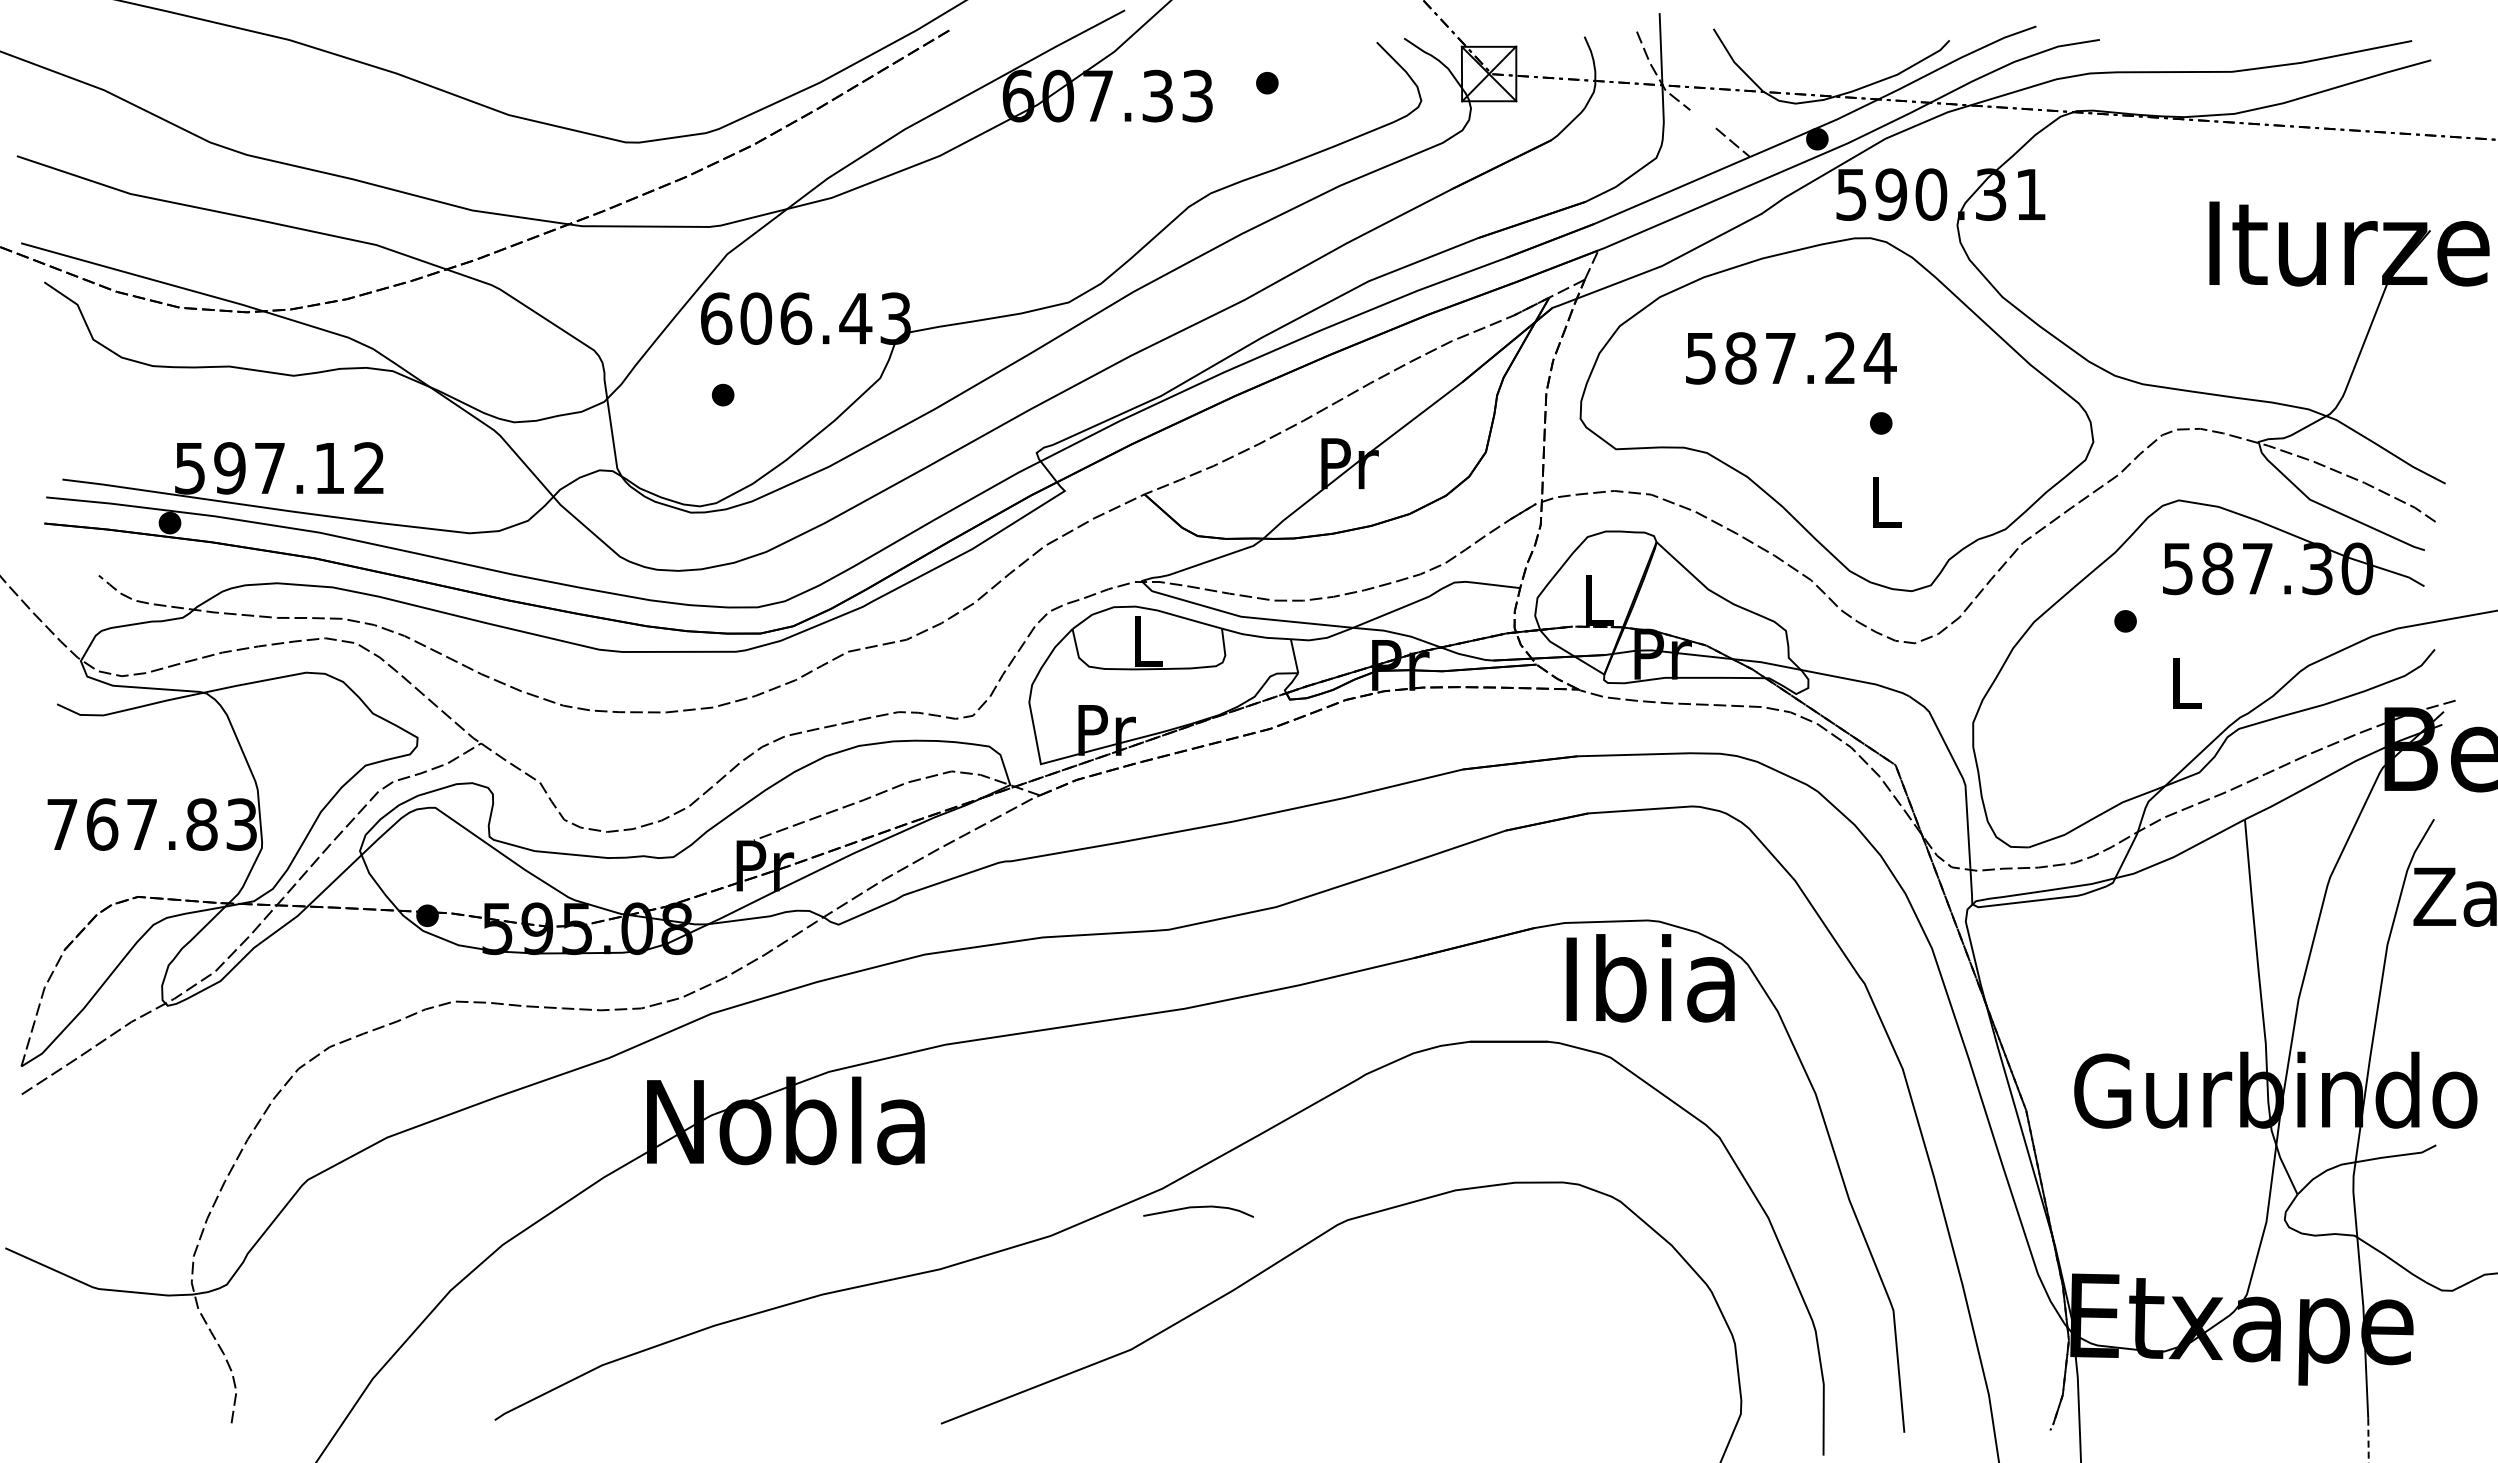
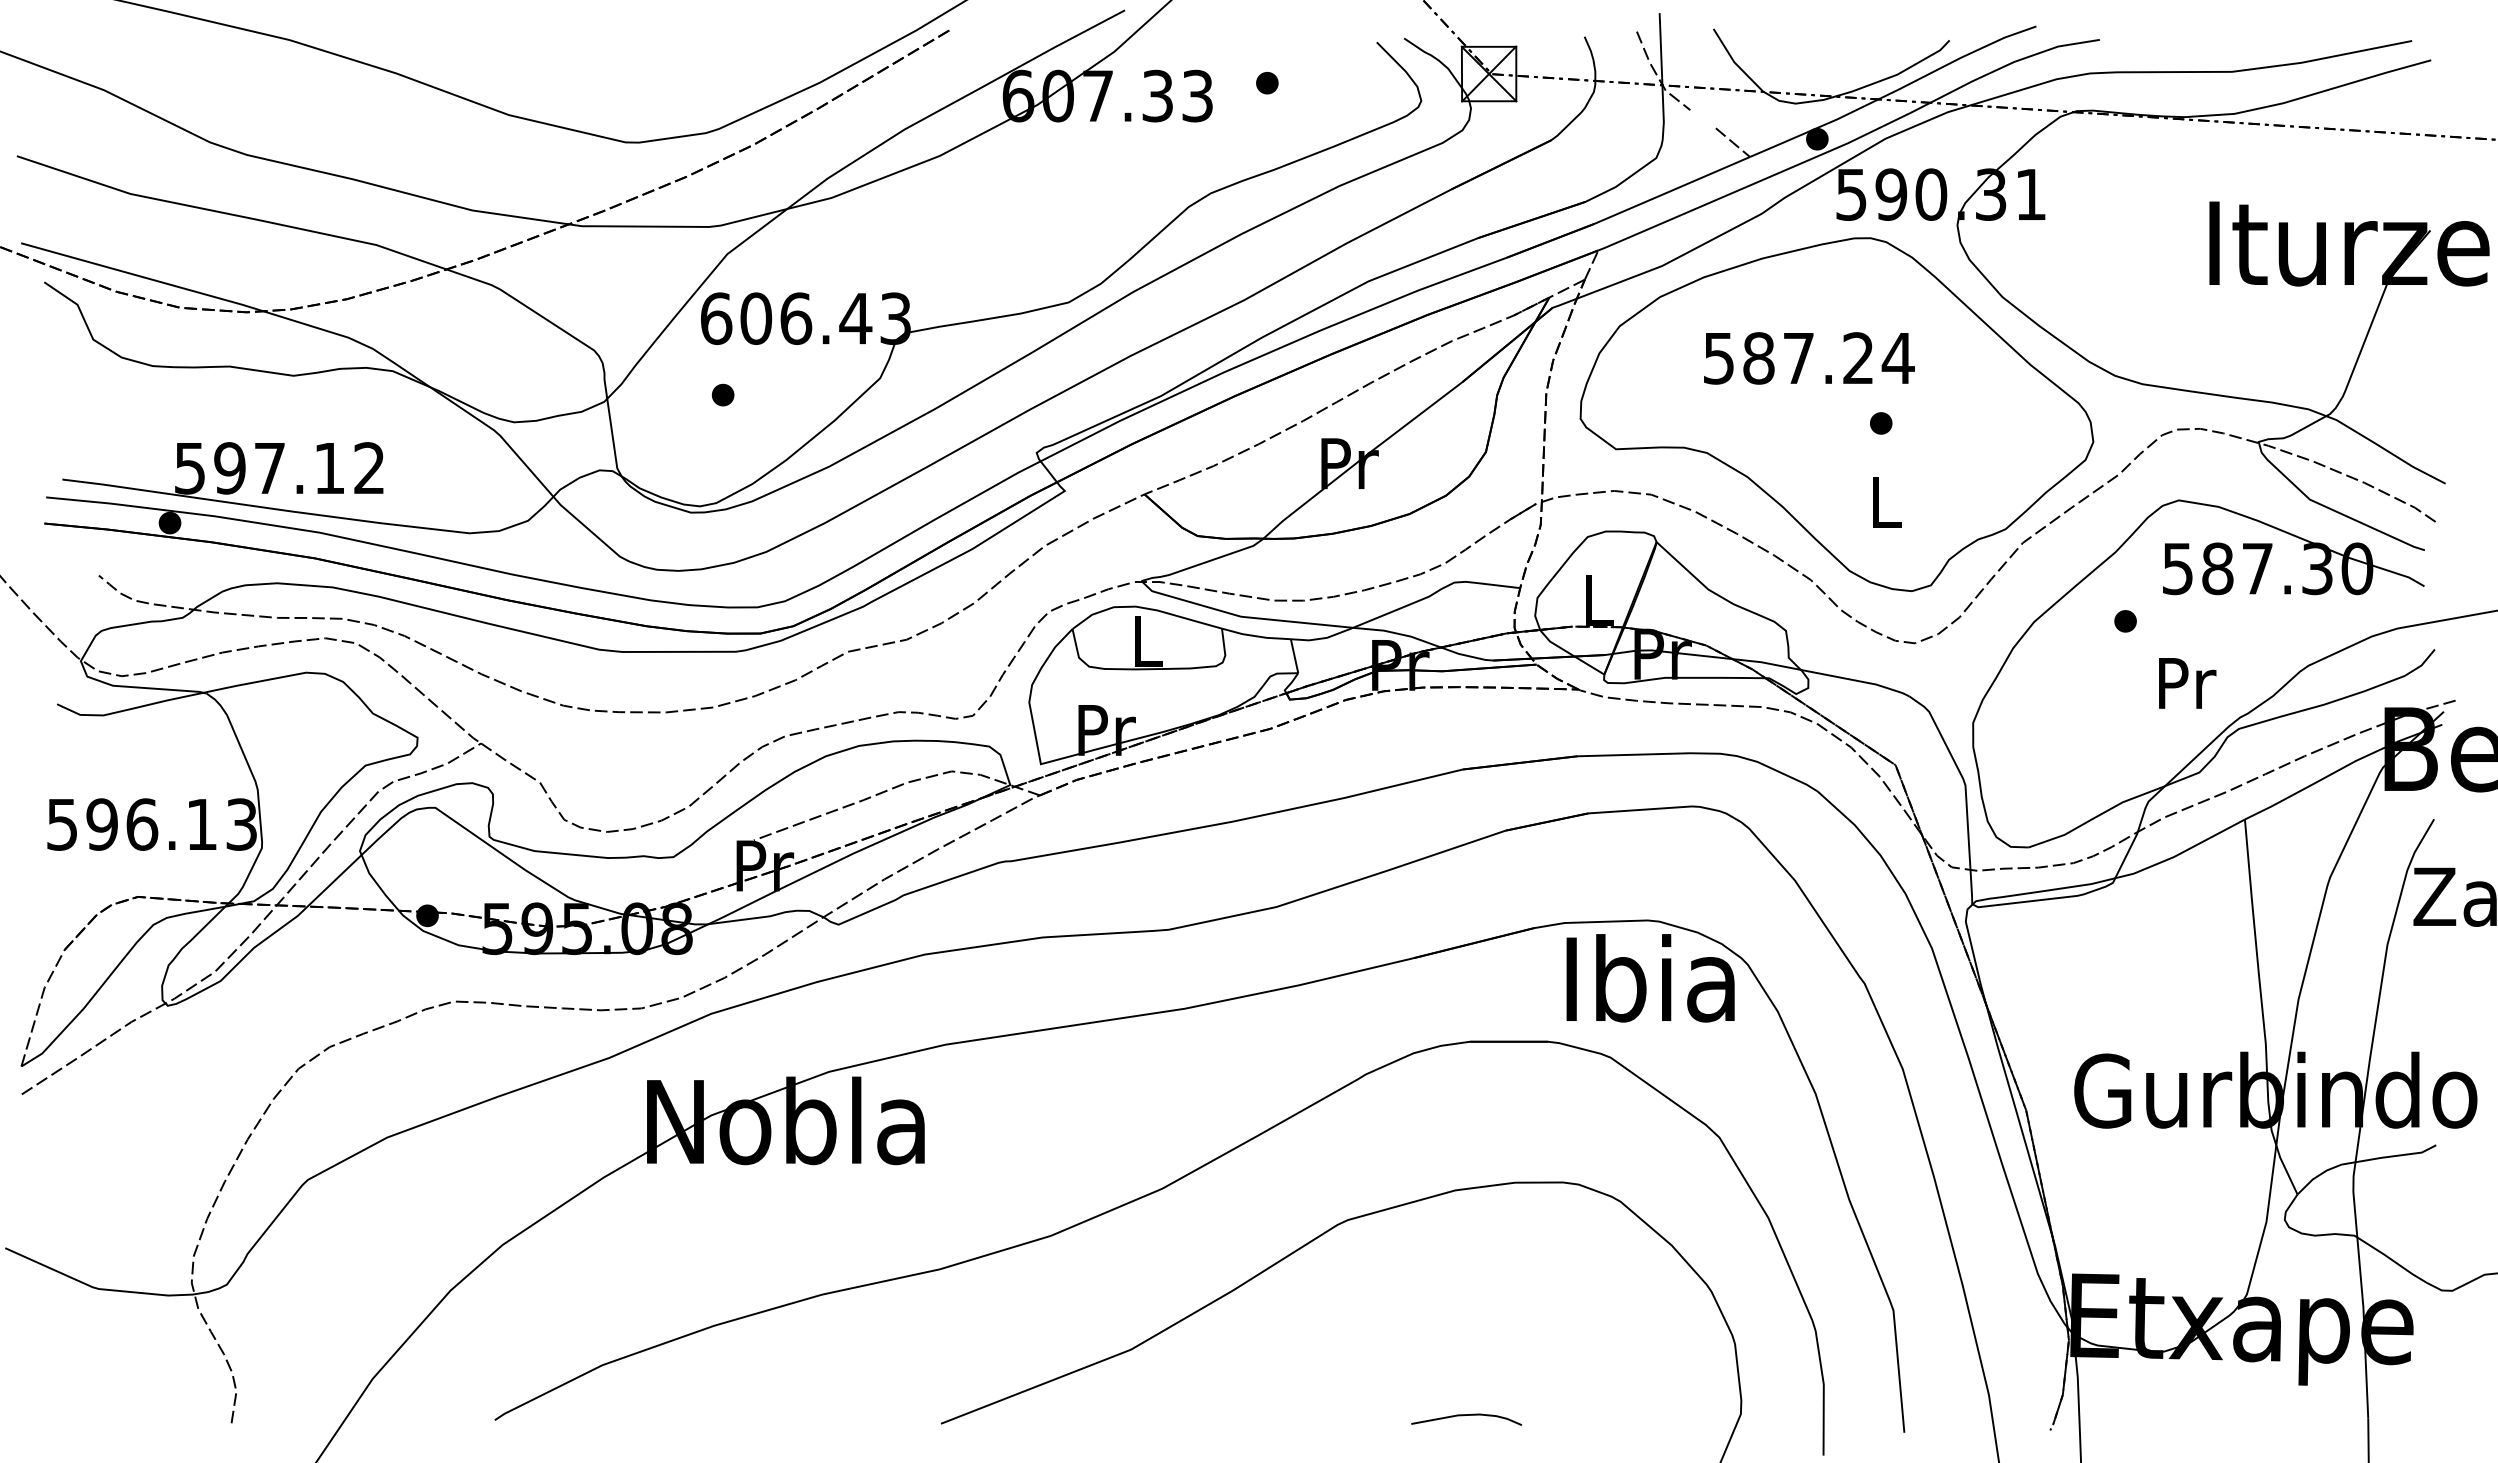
text position: (1791, 358) -> (1809, 358) (1809, 358)
text: L -> Pr (2187, 683)
text: 767.83 -> 596.13 (132, 824)
curve position: (1198, 1207) -> (1466, 1415) (1466, 1415)
line: dashed -> solid (2368, 1440)
